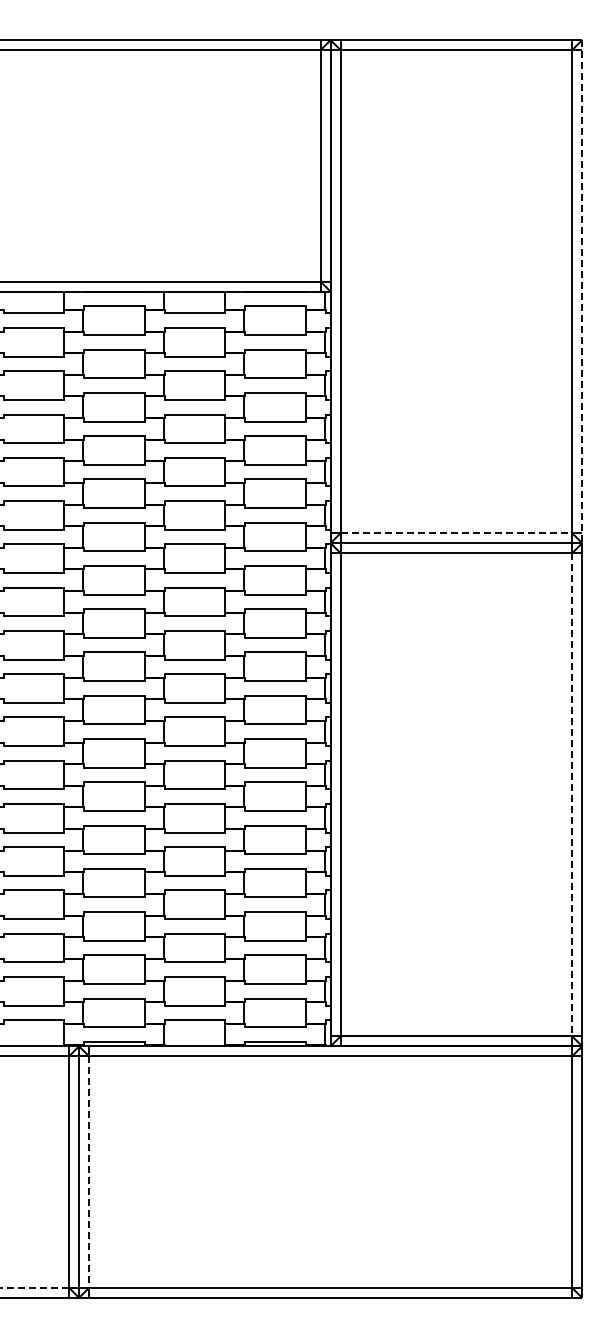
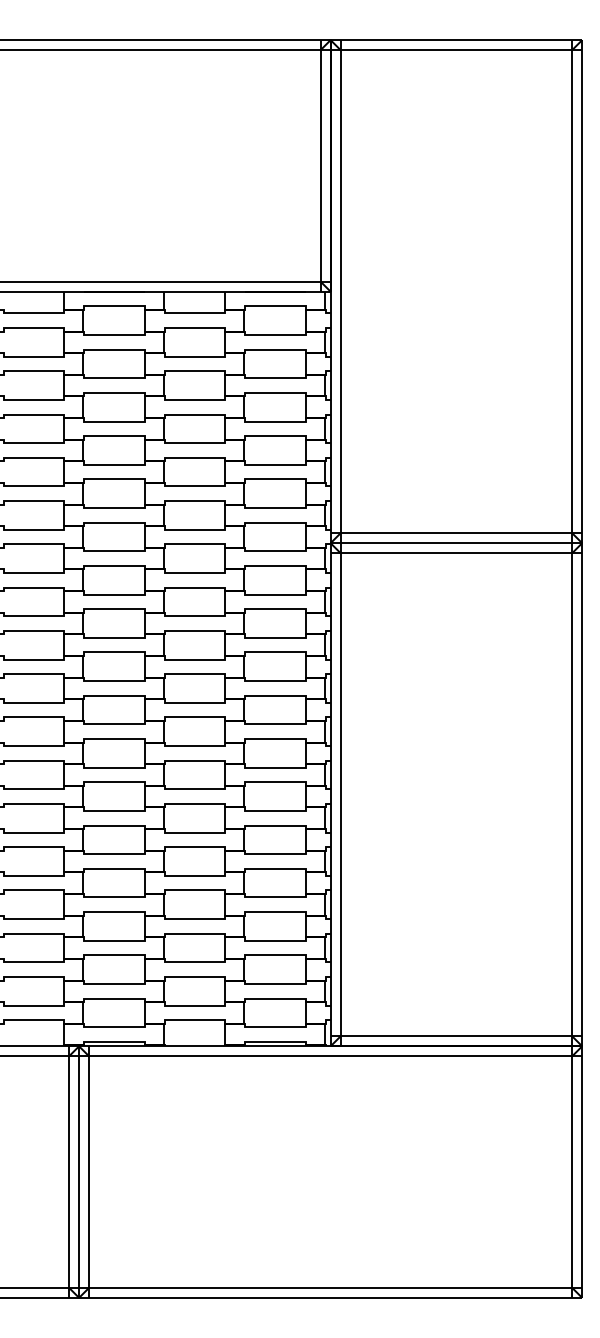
line: dashed -> solid (582, 292)
line: dashed -> solid (456, 533)
line: dashed -> solid (572, 795)
line: dashed -> solid (89, 1172)
line: dashed -> solid (34, 1287)
